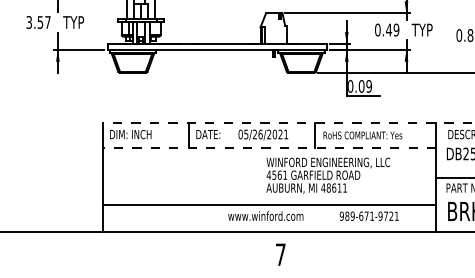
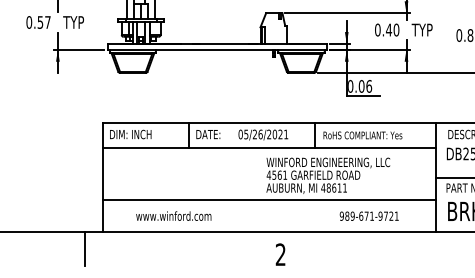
text: 3.57 -> 0.57 (29, 22)
text: 0.49 -> 0.40 (396, 30)
text: 0.09 -> 0.06 (369, 86)
line: dashed -> solid (289, 122)
line: dashed -> solid (269, 147)
line position: (269, 204) -> (269, 199) (269, 199)
text position: (265, 215) -> (173, 215) (173, 215)
line: none -> present (85, 248)
text: 7 -> 2 (280, 254)
